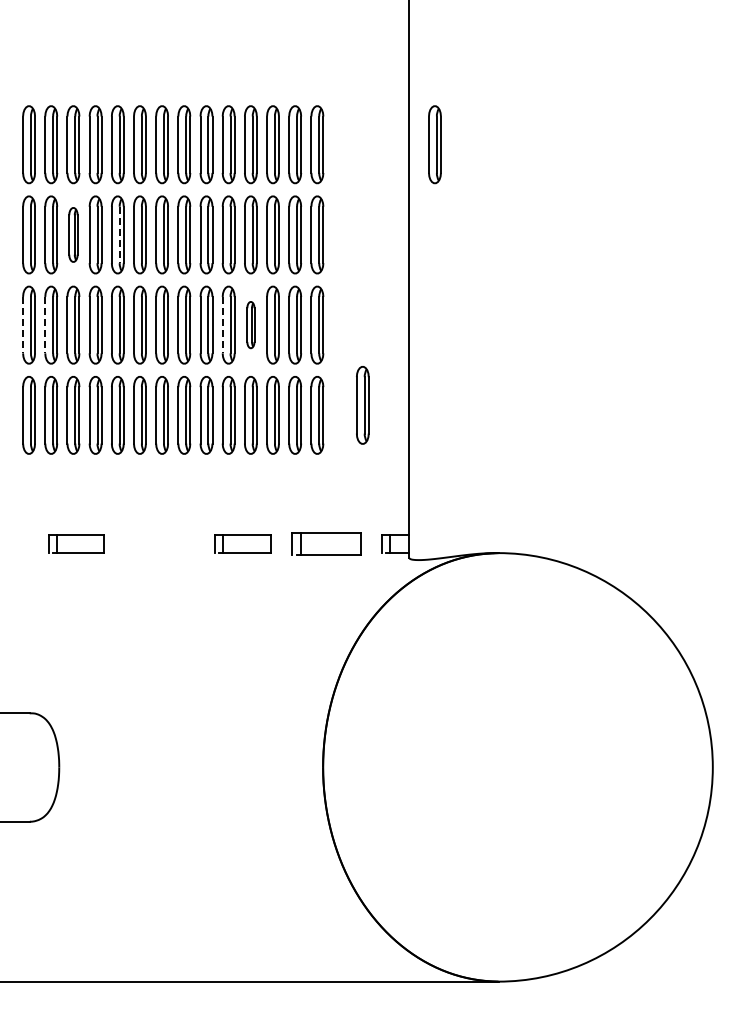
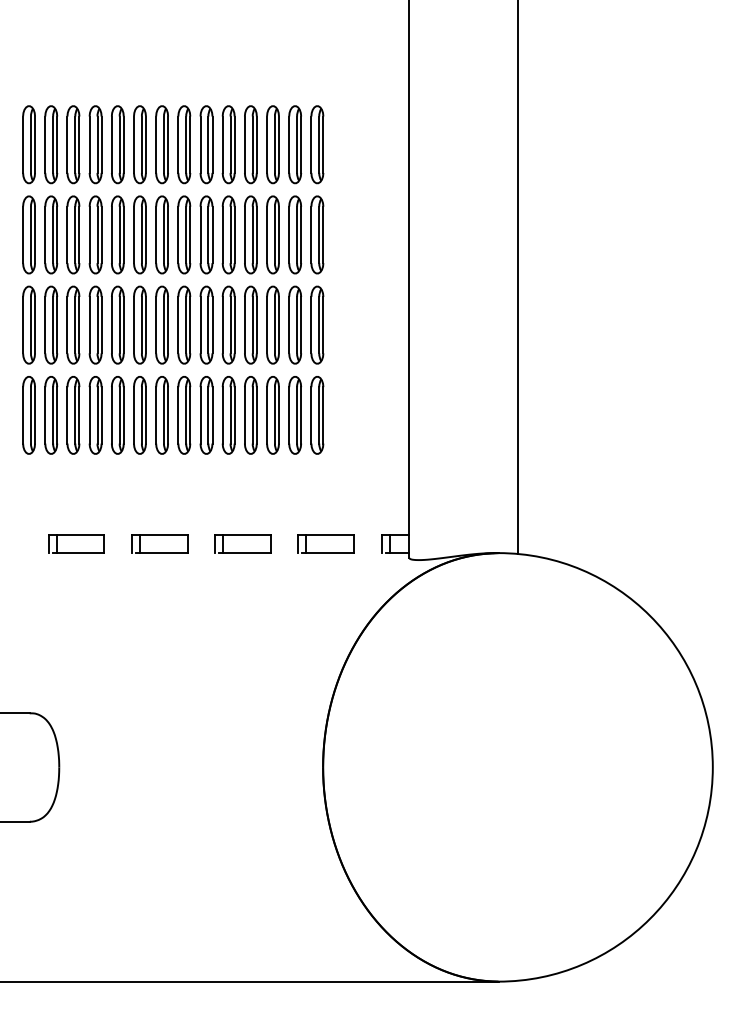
part: present -> none (434, 144)
part size: 11x56 px -> 15x80 px (73, 234)
line: dashed -> solid (119, 235)
line: none -> present (517, 277)
line: dashed -> solid (23, 325)
line: dashed -> solid (45, 325)
line: dashed -> solid (222, 325)
part size: 10x49 px -> 14x80 px (250, 324)
part: present -> none (362, 405)
part: none -> present (159, 543)
part size: 71x24 px -> 58x20 px (325, 543)
